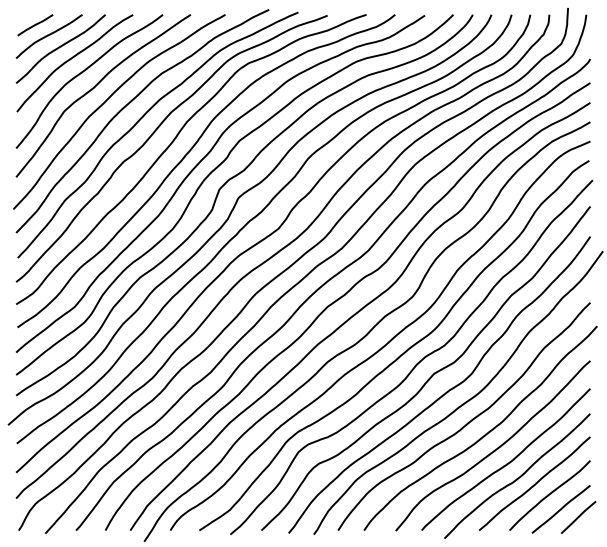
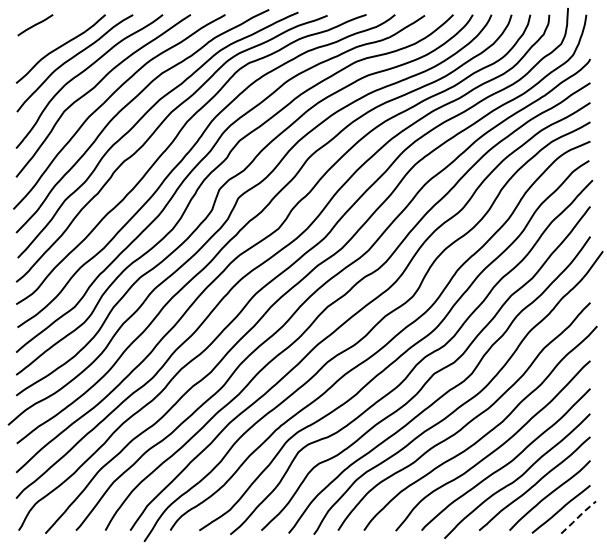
curve: present -> none (48, 36)
line: solid -> dashed (578, 517)
